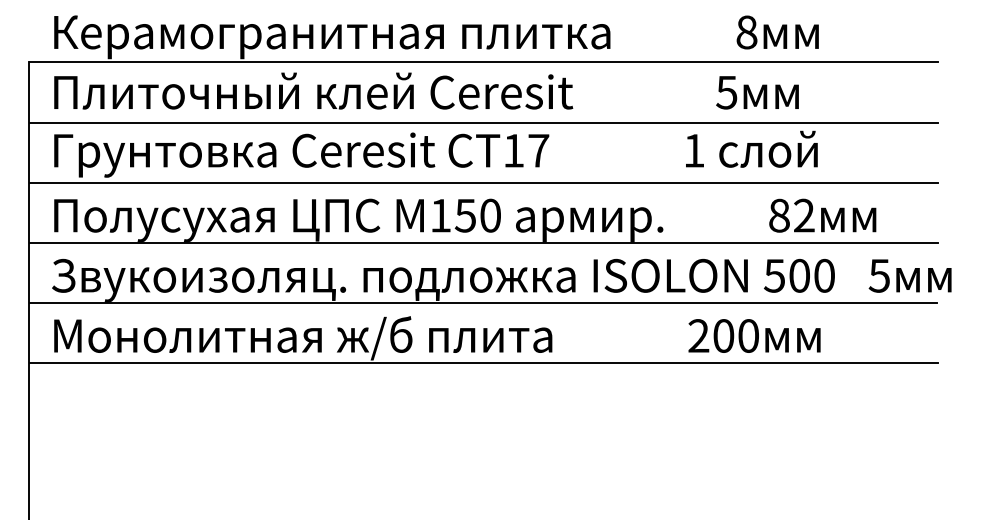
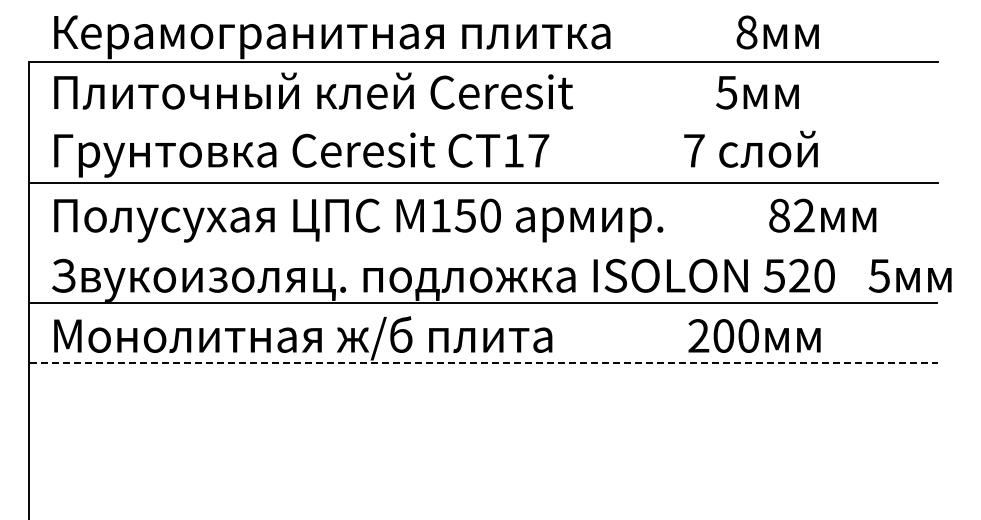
line: present -> none (483, 122)
text: 1 -> 7 (694, 150)
line: present -> none (483, 242)
text: 500 -> 520 (799, 275)
line: solid -> dashed (484, 363)
